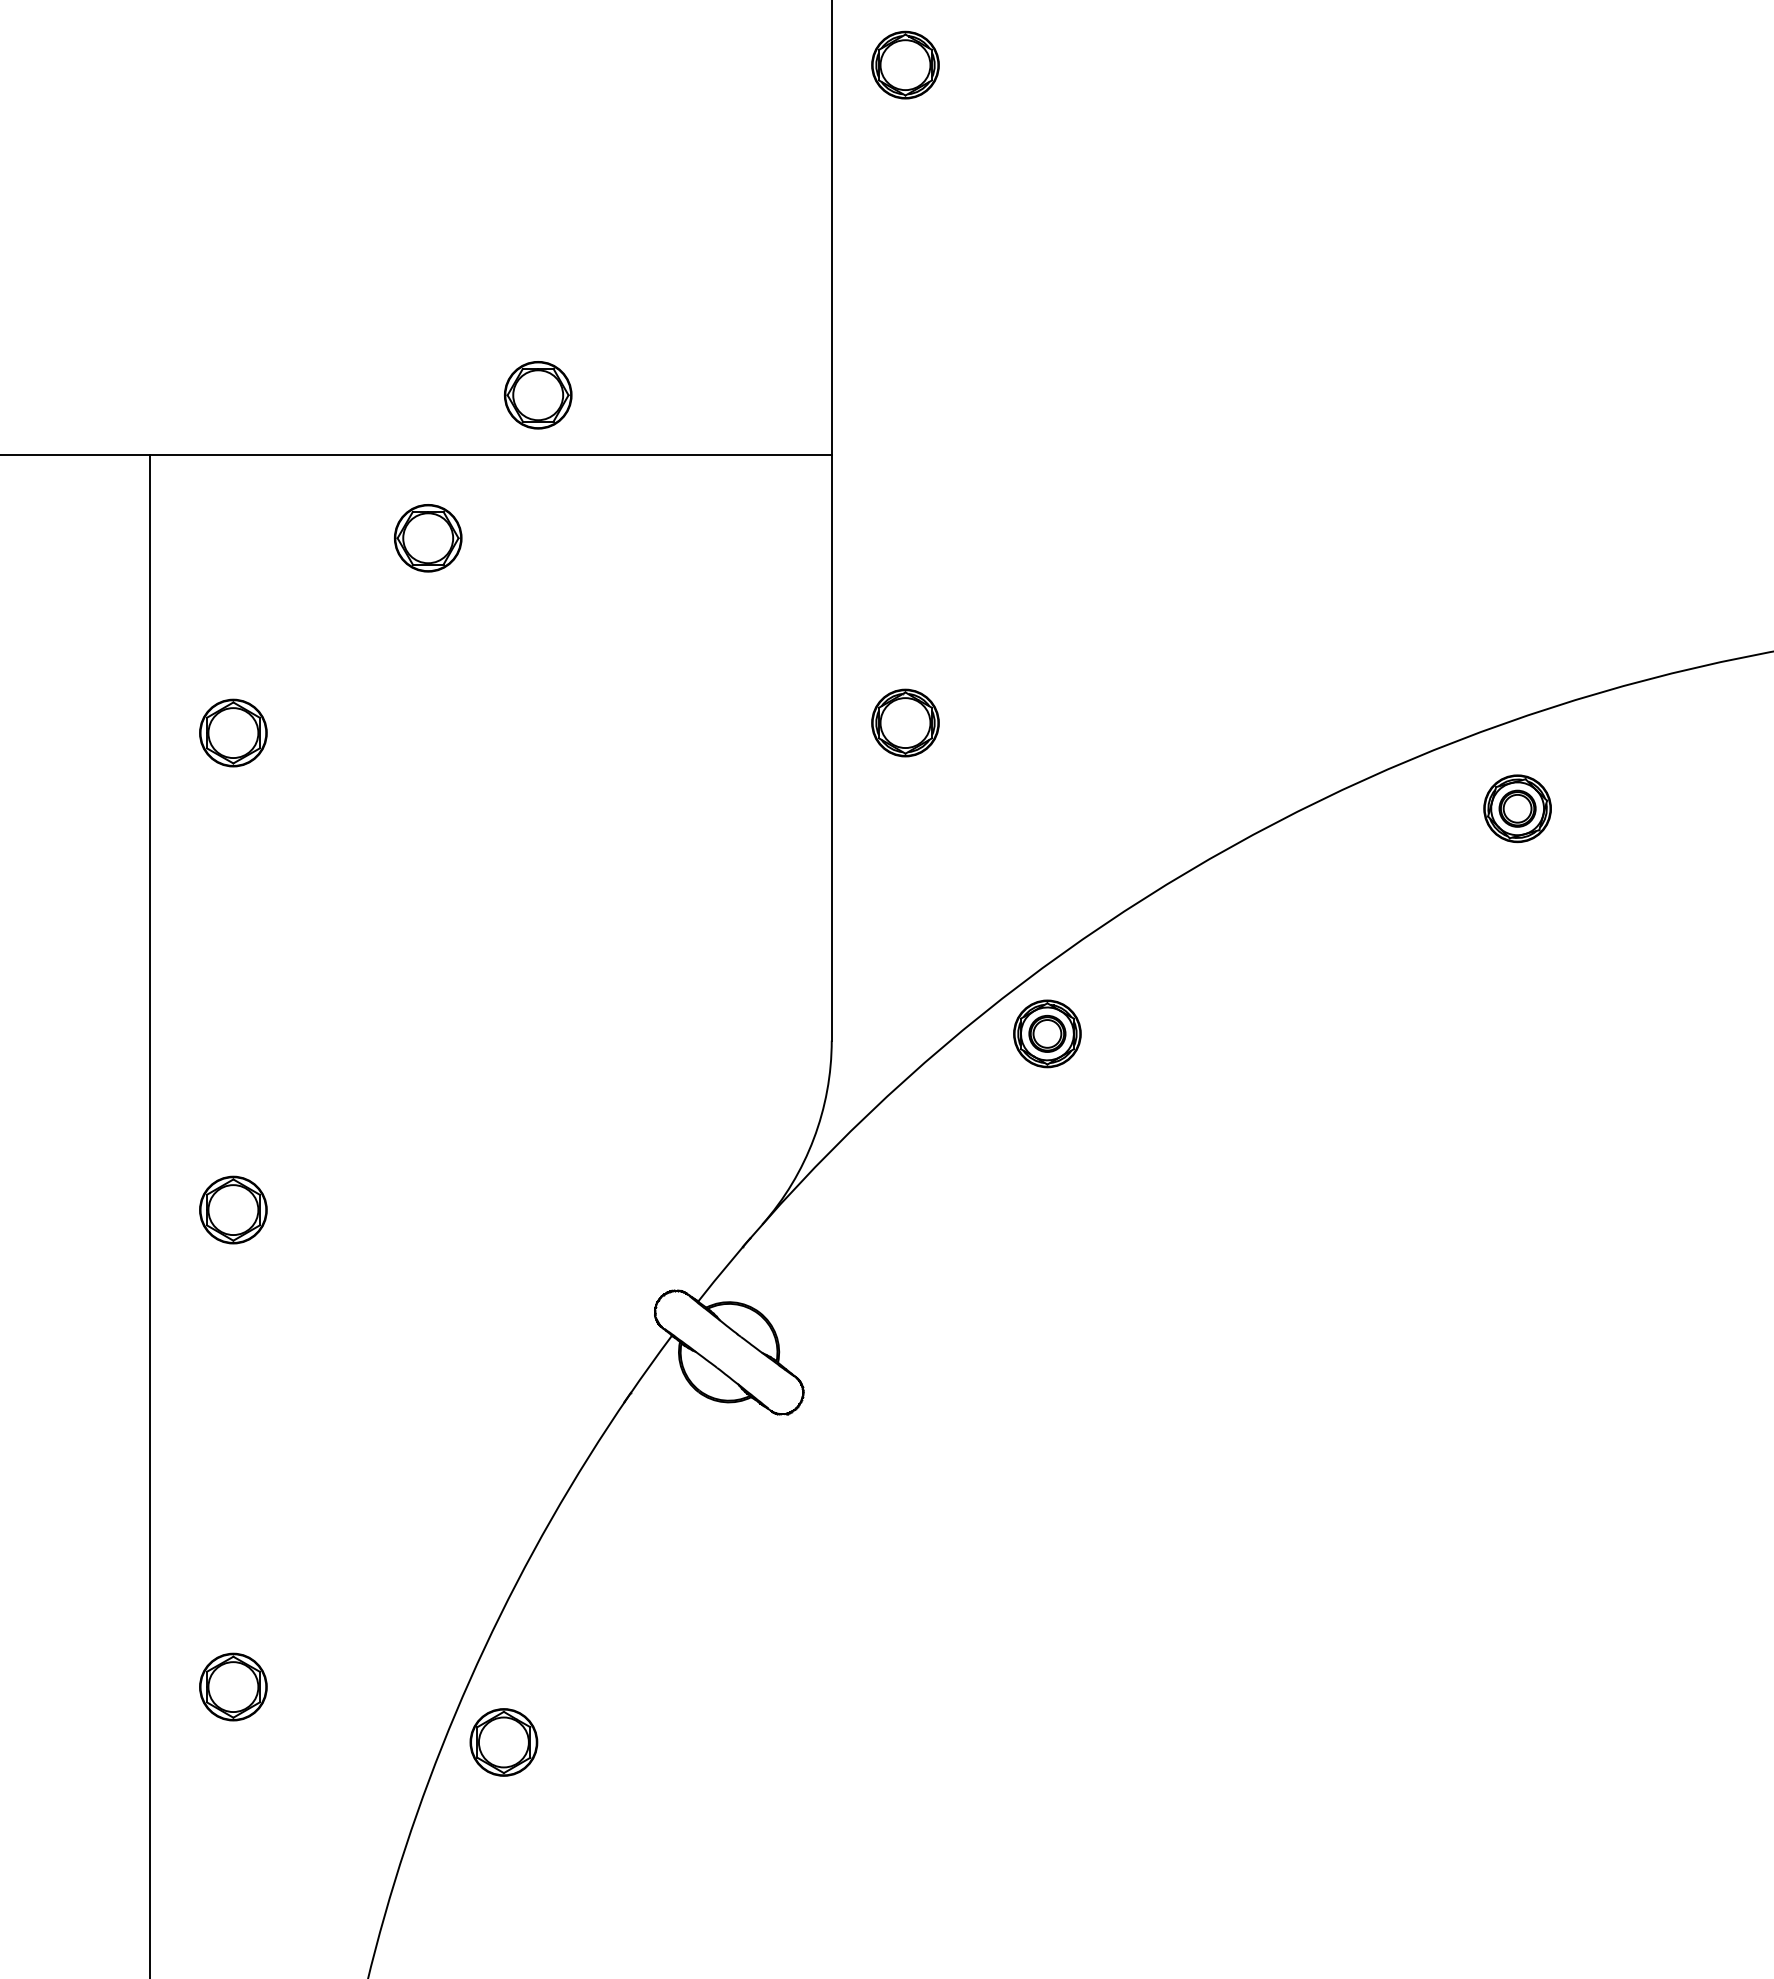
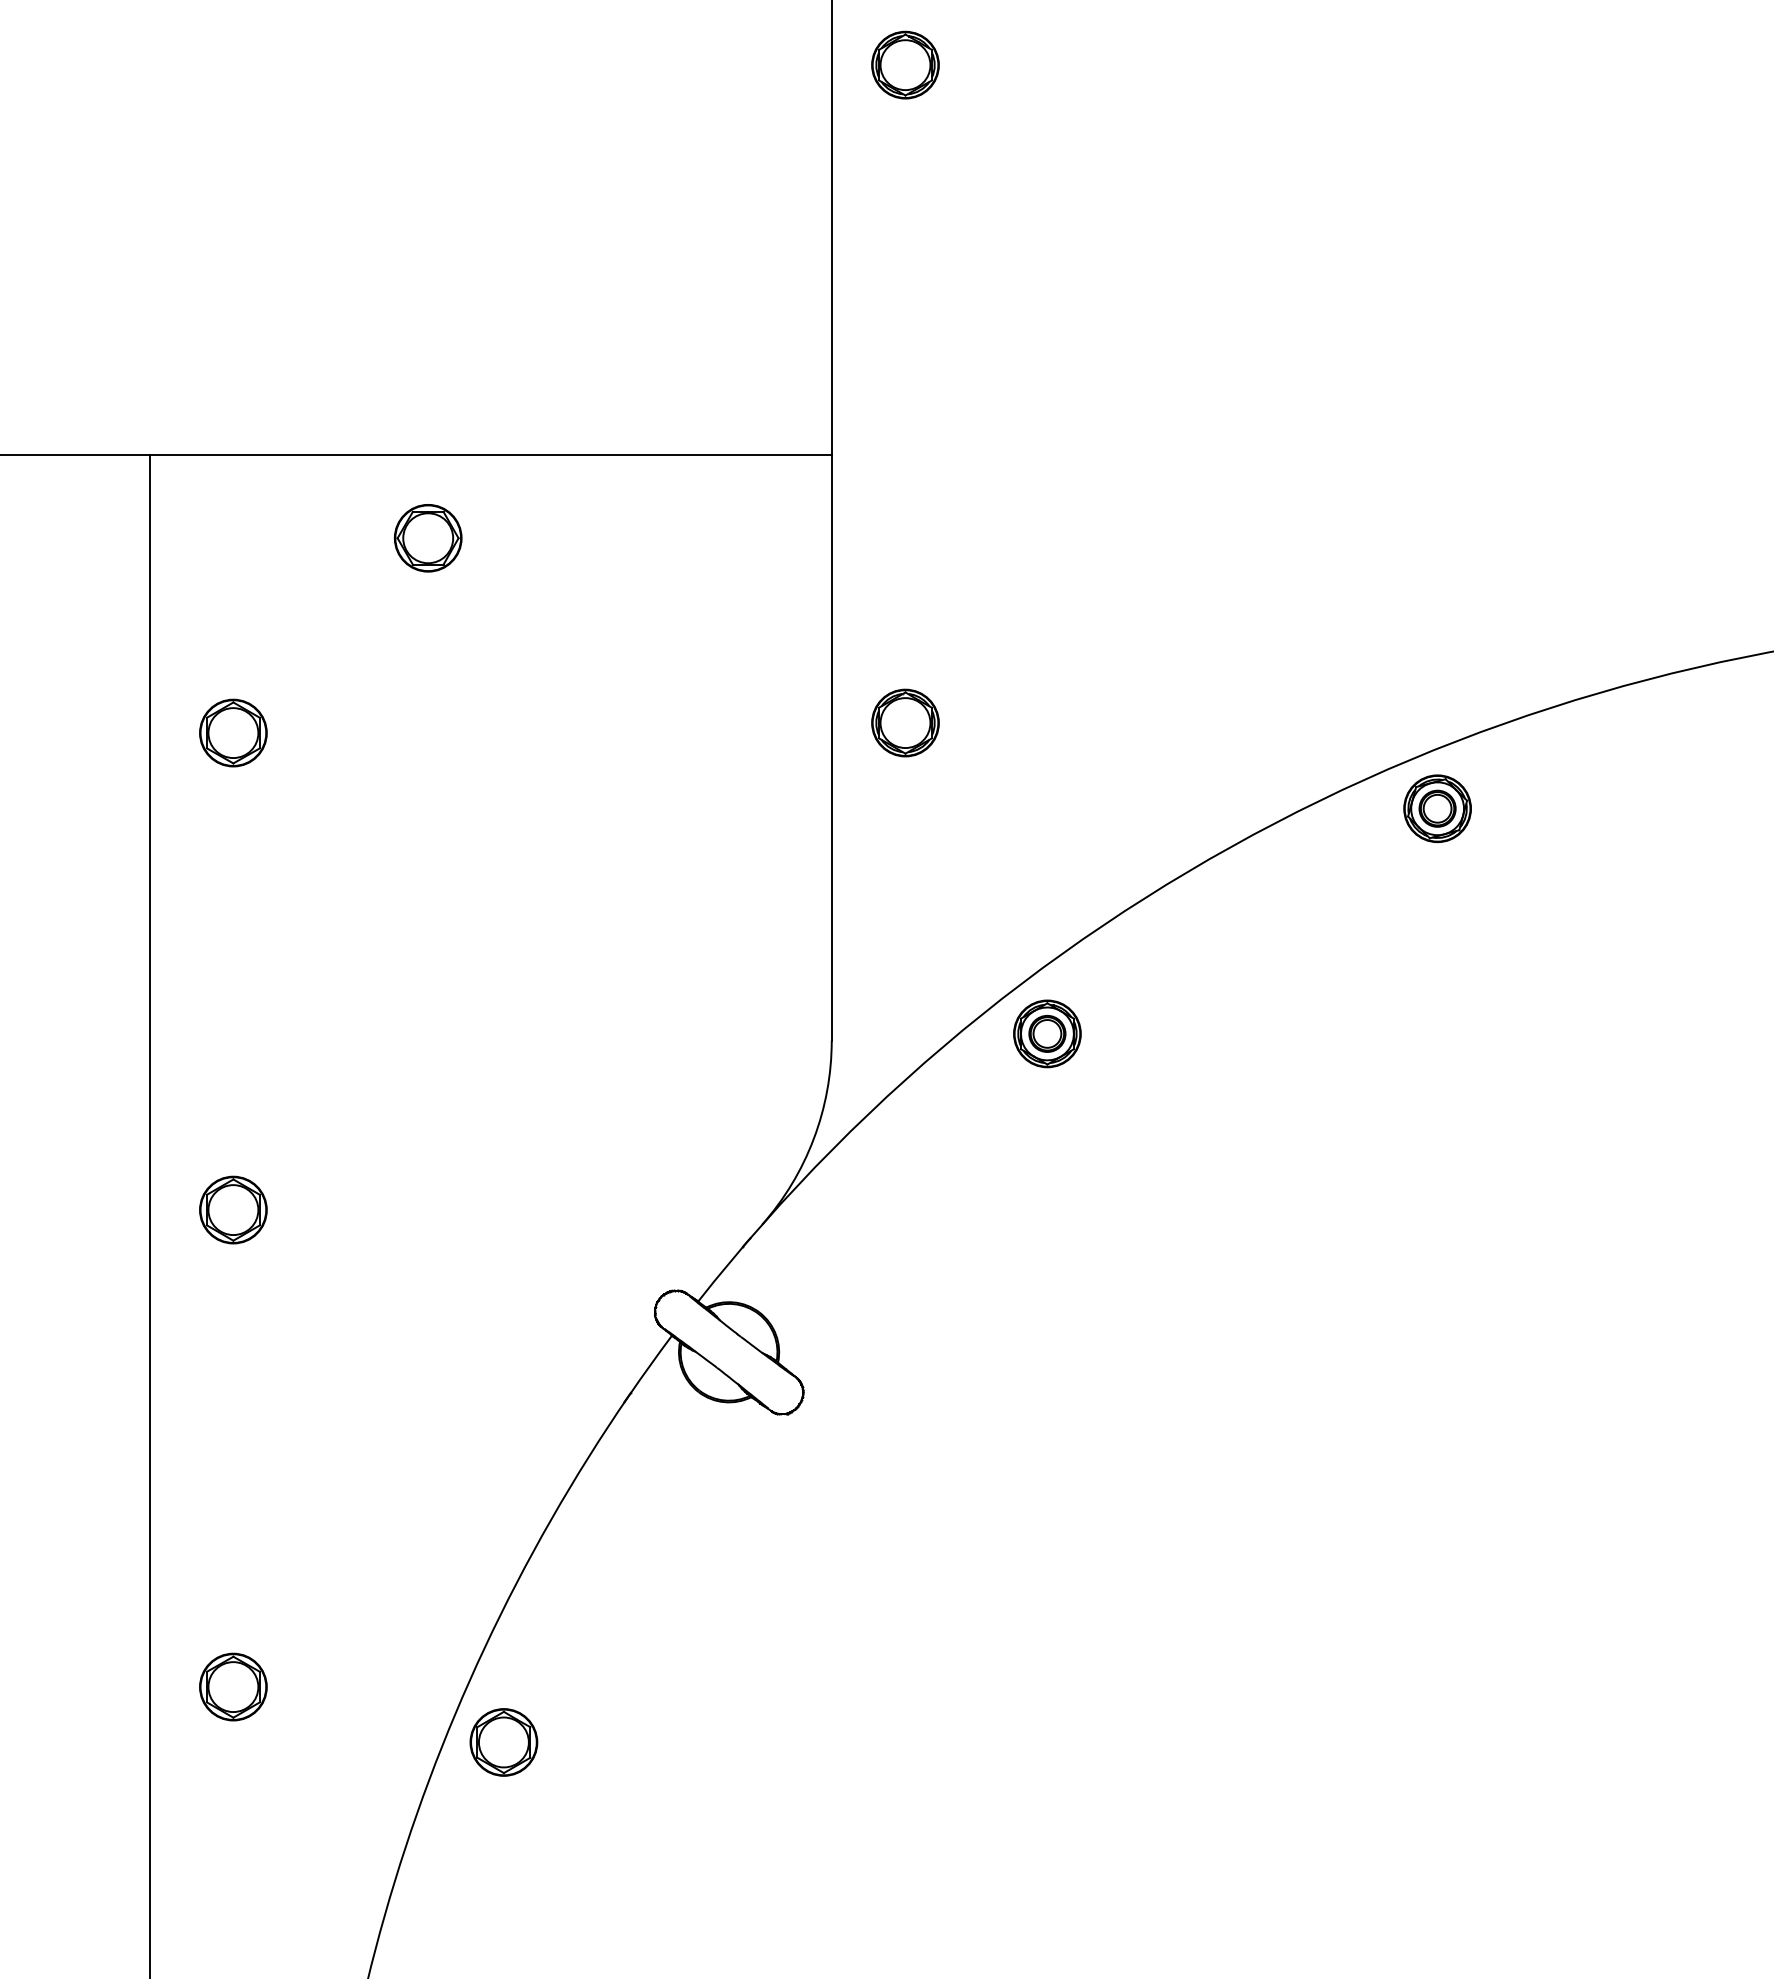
part: present -> none (538, 395)
part position: (1517, 808) -> (1437, 808) (1437, 808)
